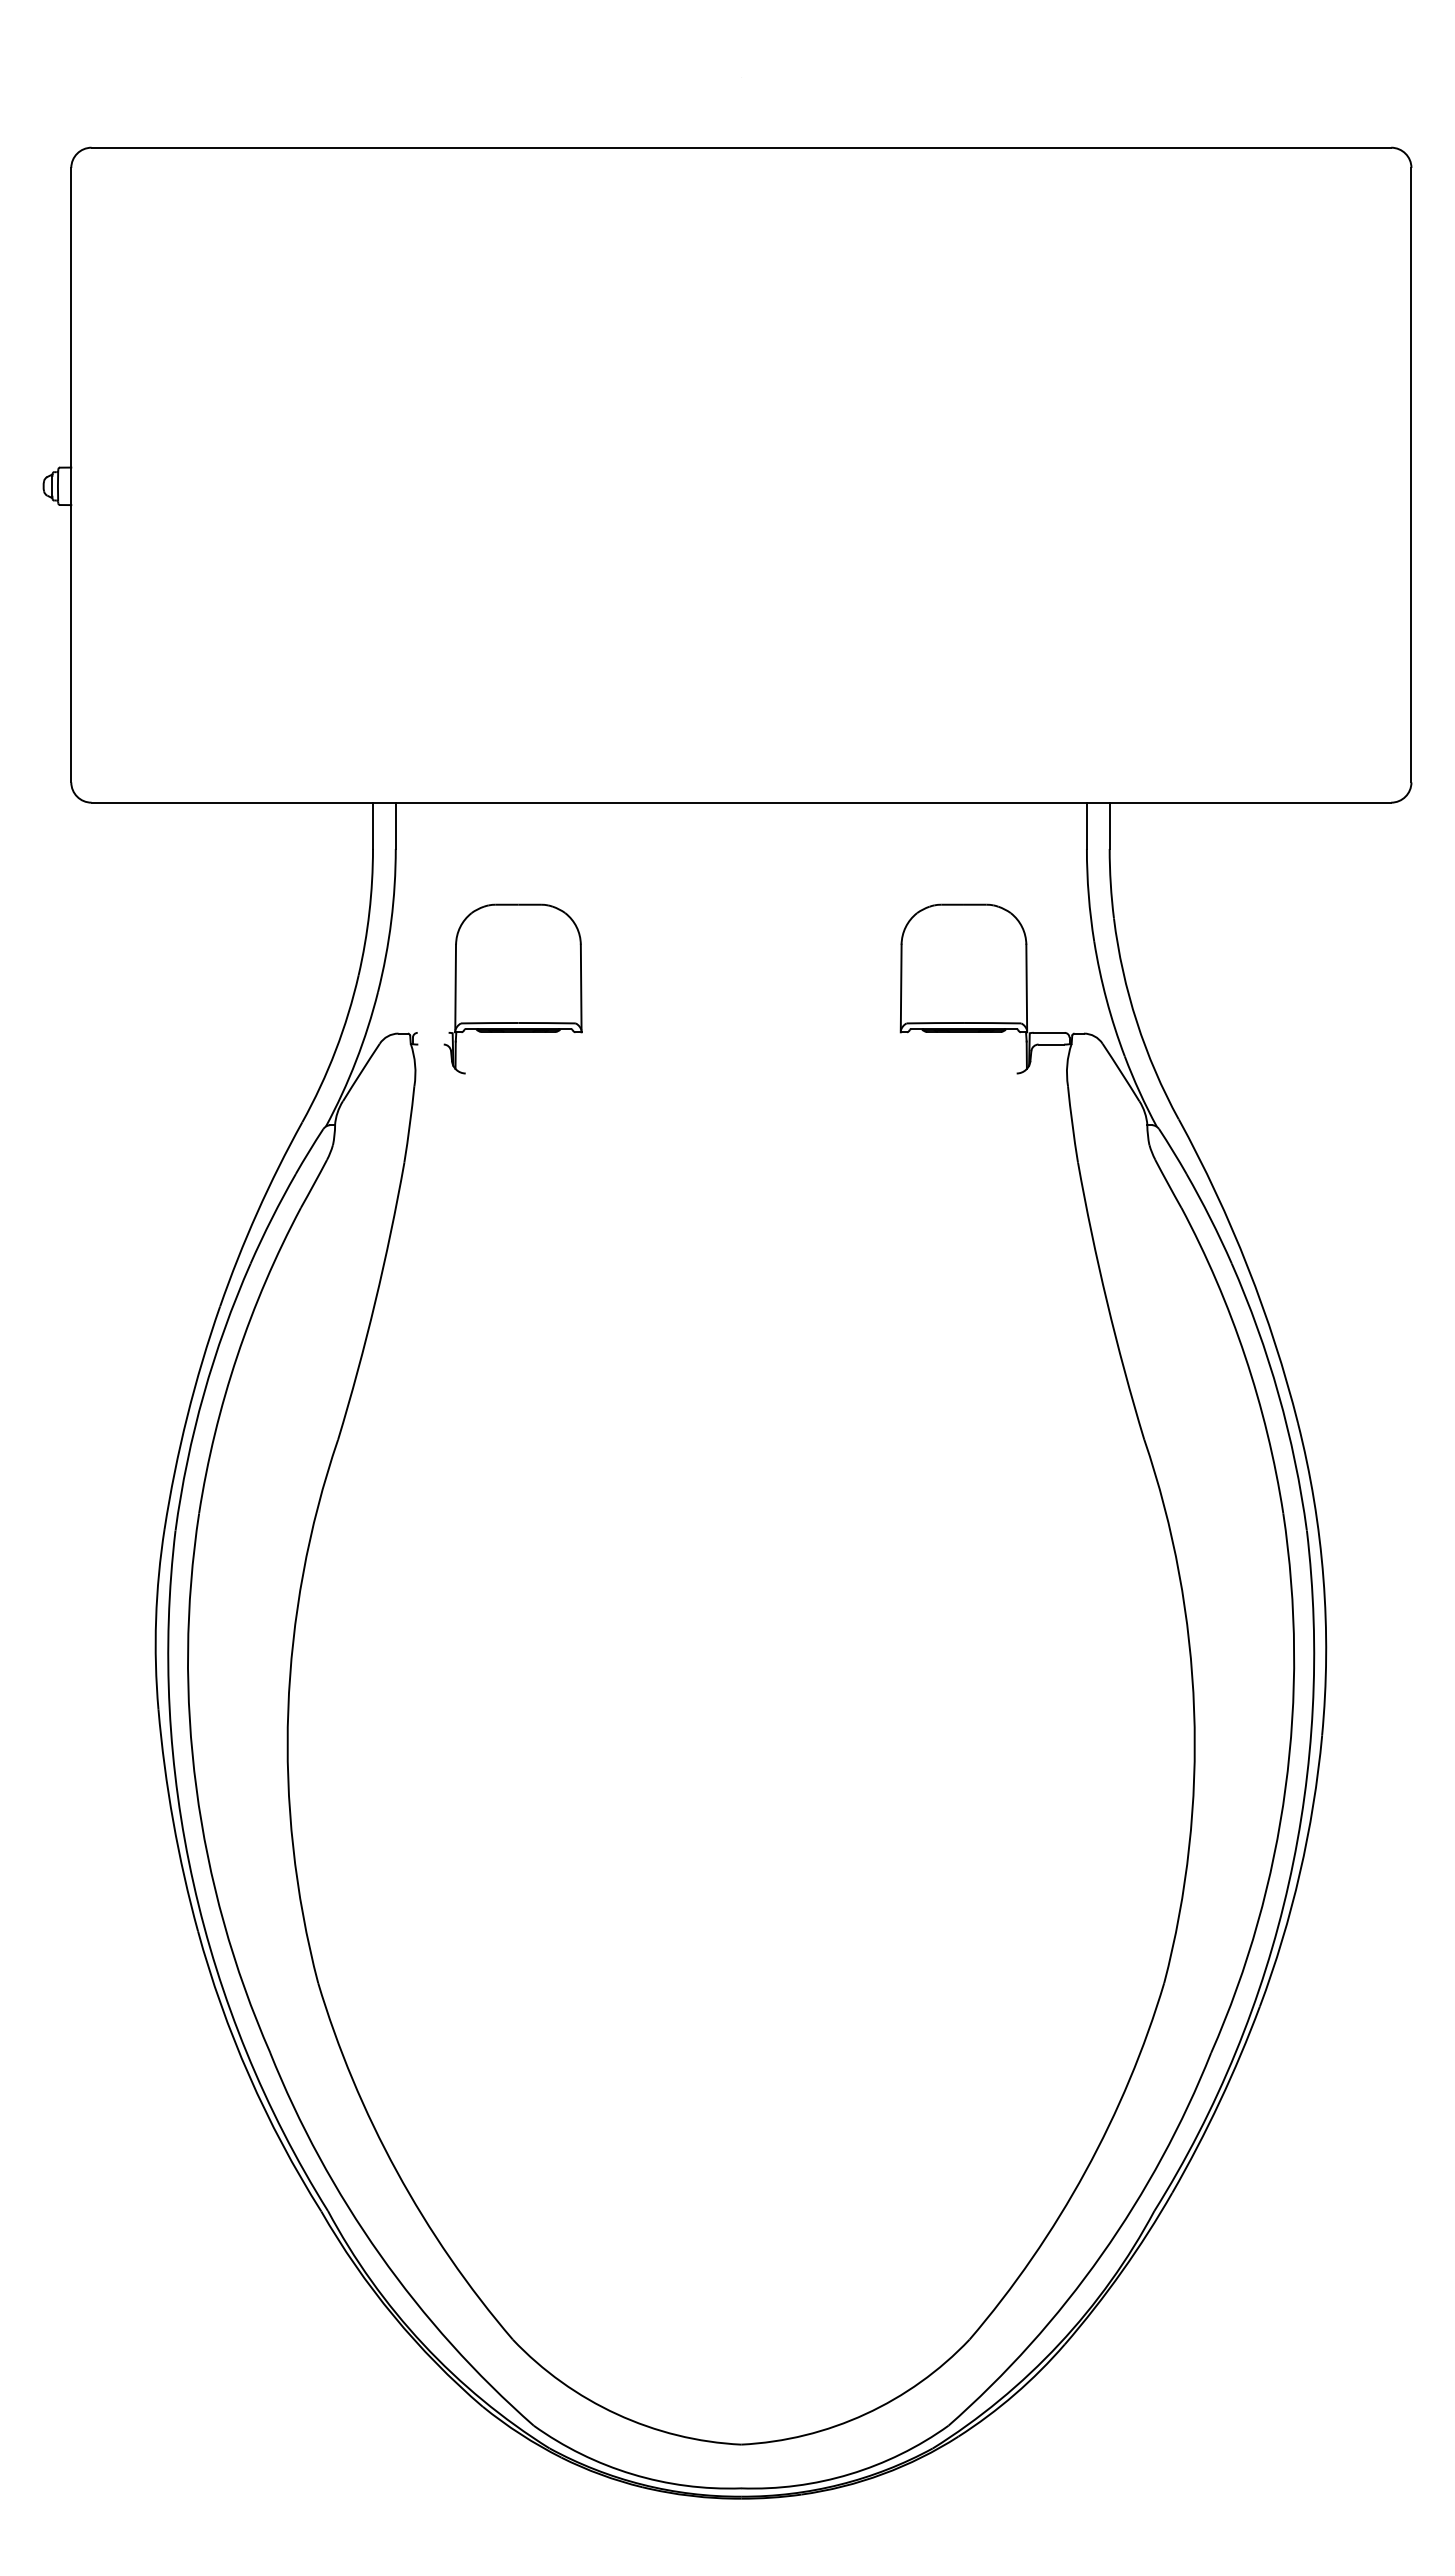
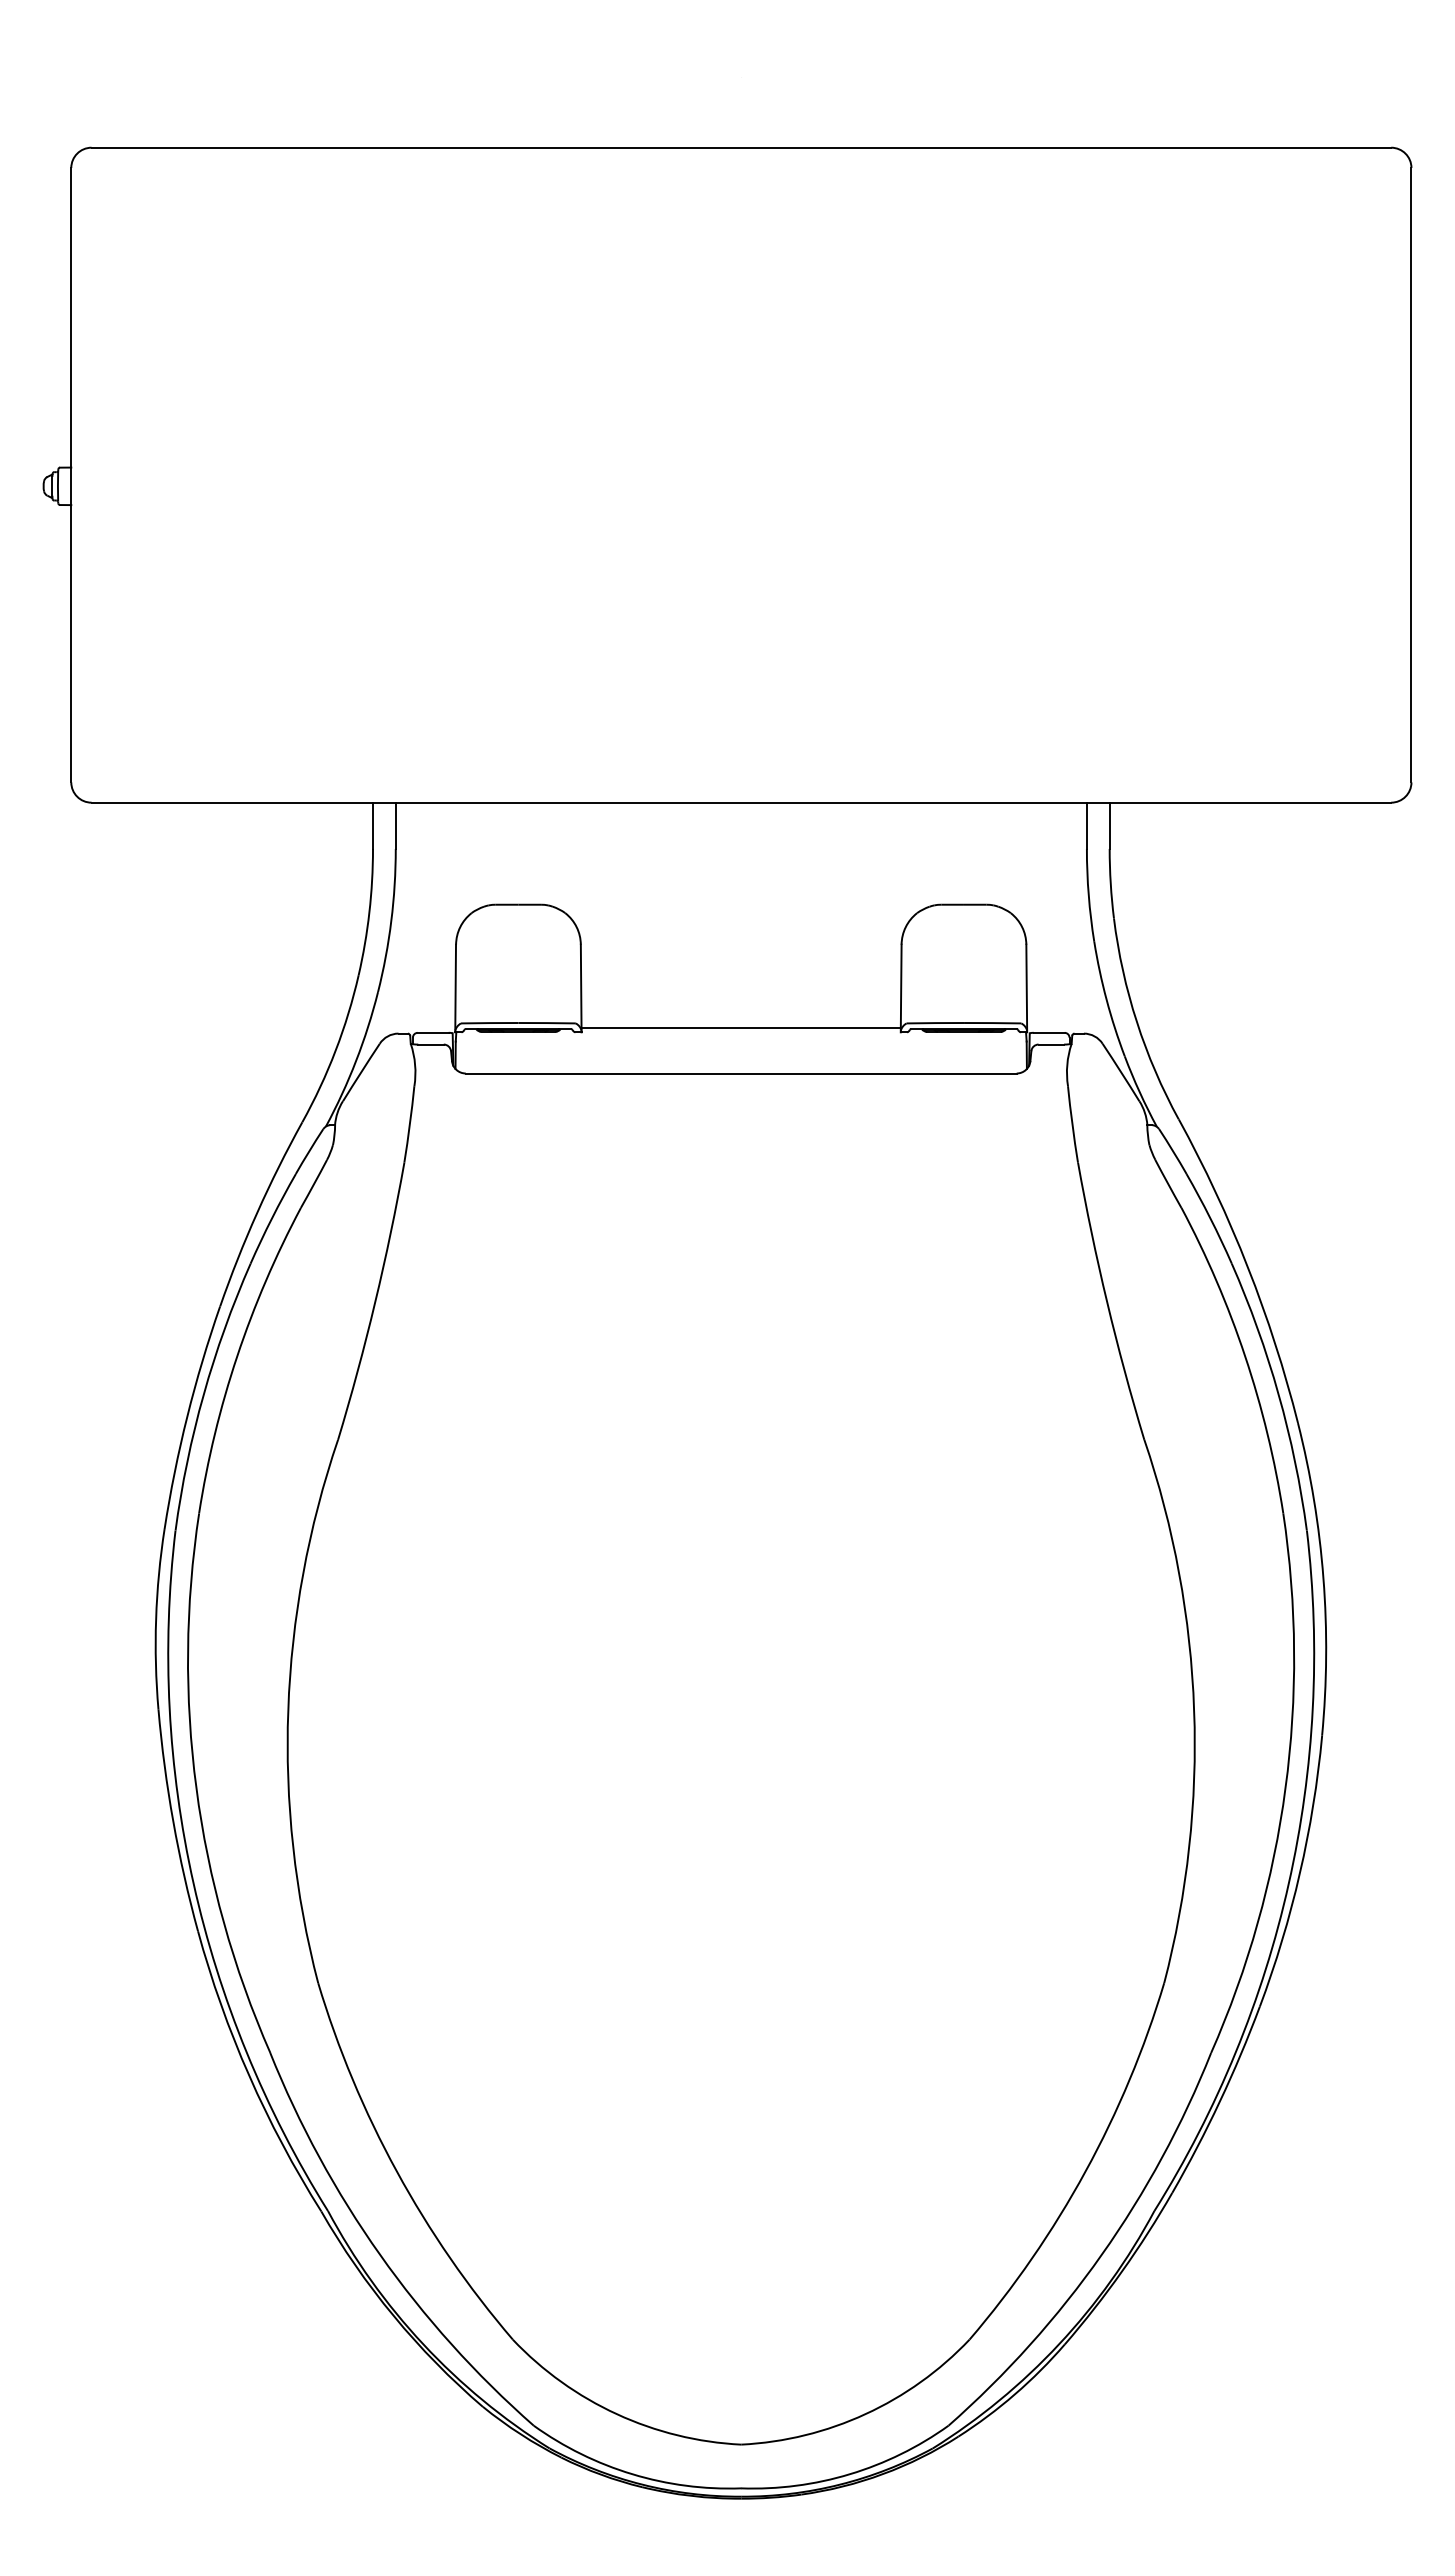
line: none -> present (740, 1027)
line: none -> present (432, 1032)
line: none -> present (430, 1044)
line: none -> present (740, 1073)
